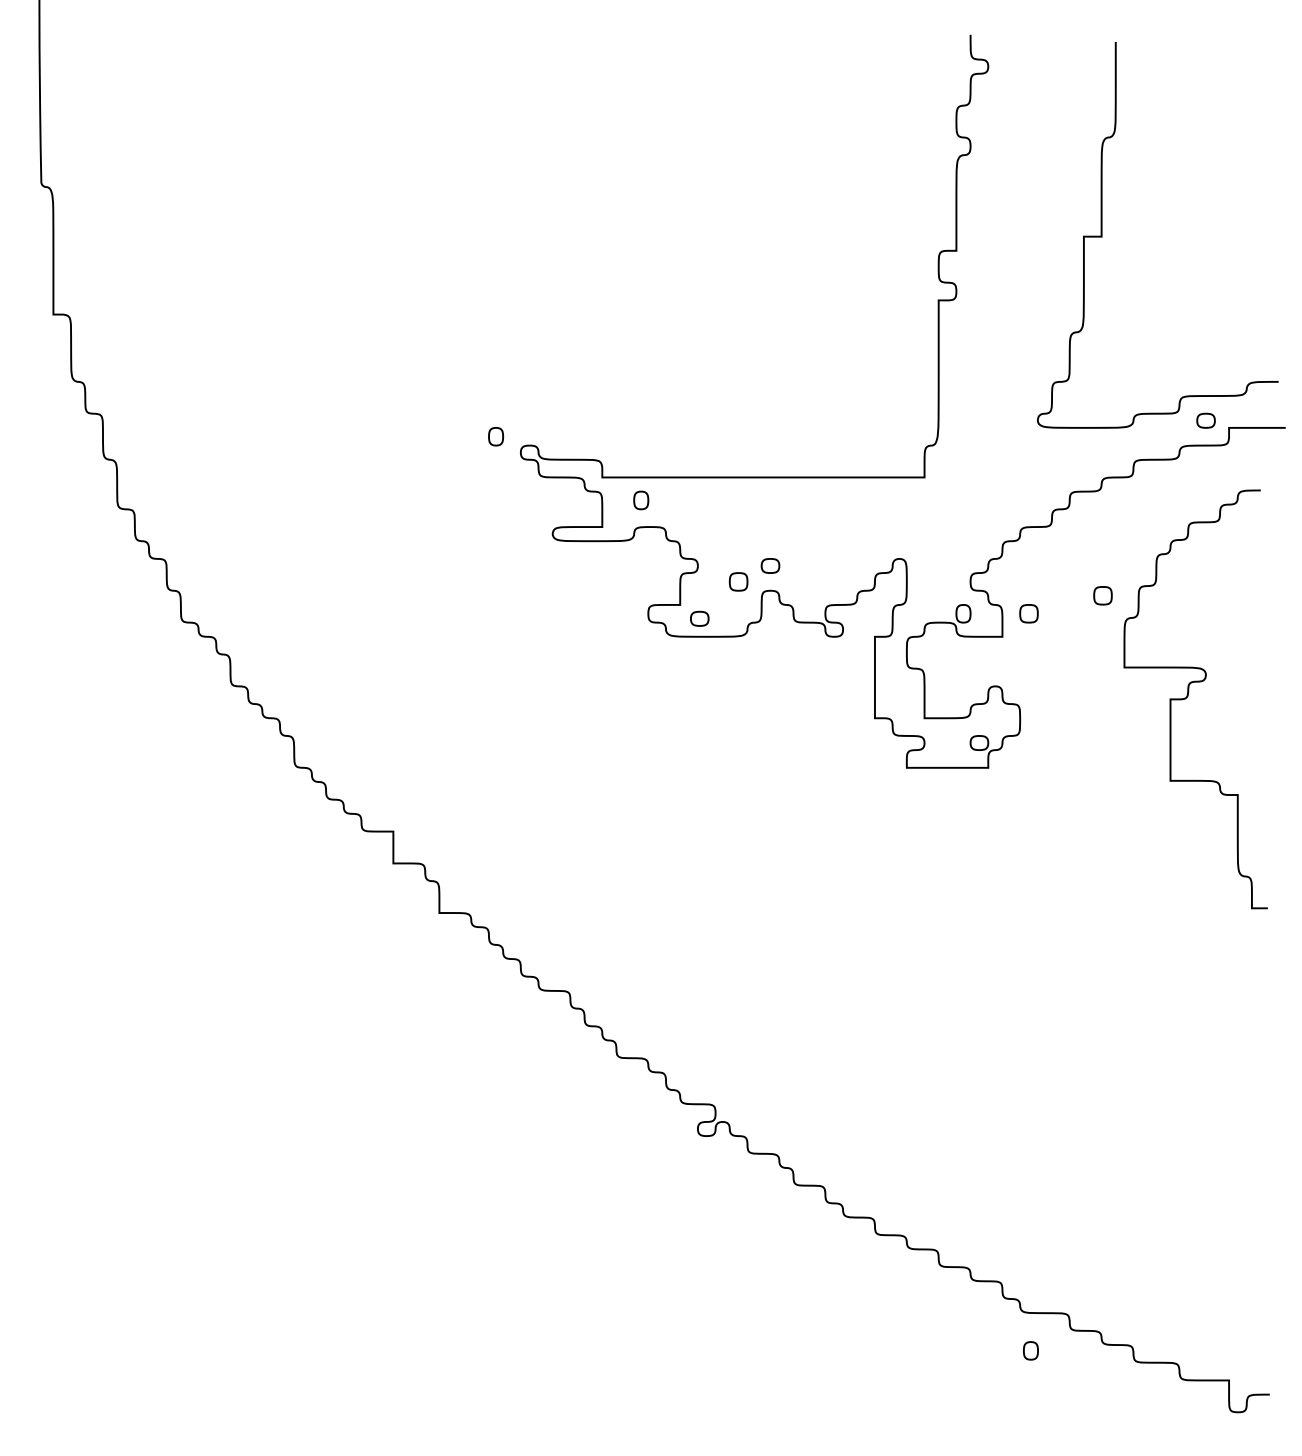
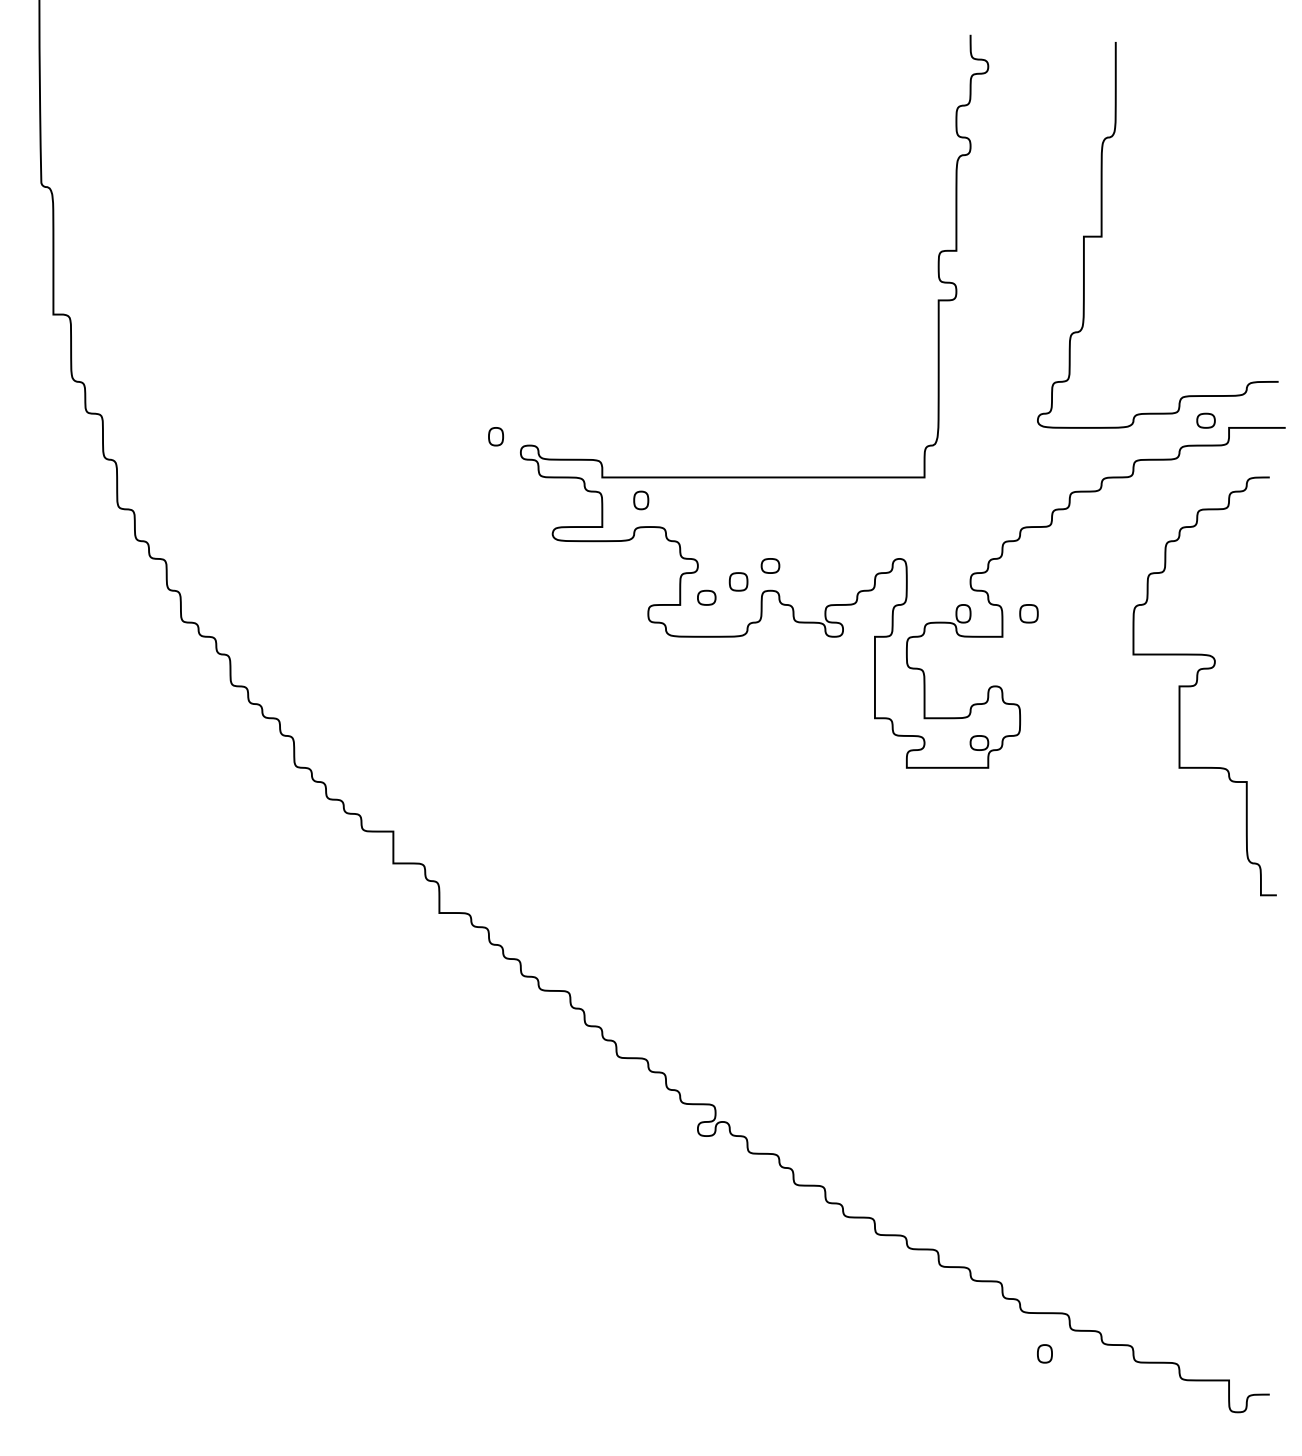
part: present -> none (1102, 595)
part position: (699, 618) -> (706, 597) (706, 597)
curve position: (1188, 696) -> (1197, 683) (1197, 683)
part position: (1030, 1350) -> (1044, 1353) (1044, 1353)
